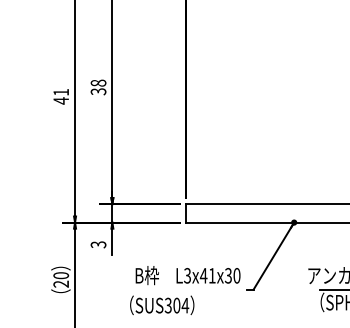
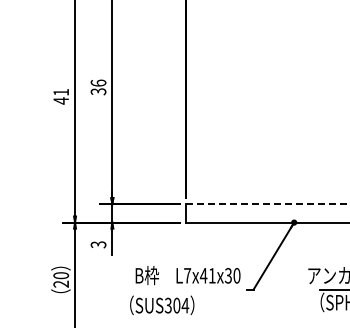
text: 38 -> 36 (98, 82)
line: solid -> dashed (267, 204)
text: L3x41x30 -> L7x41x30 (187, 275)
